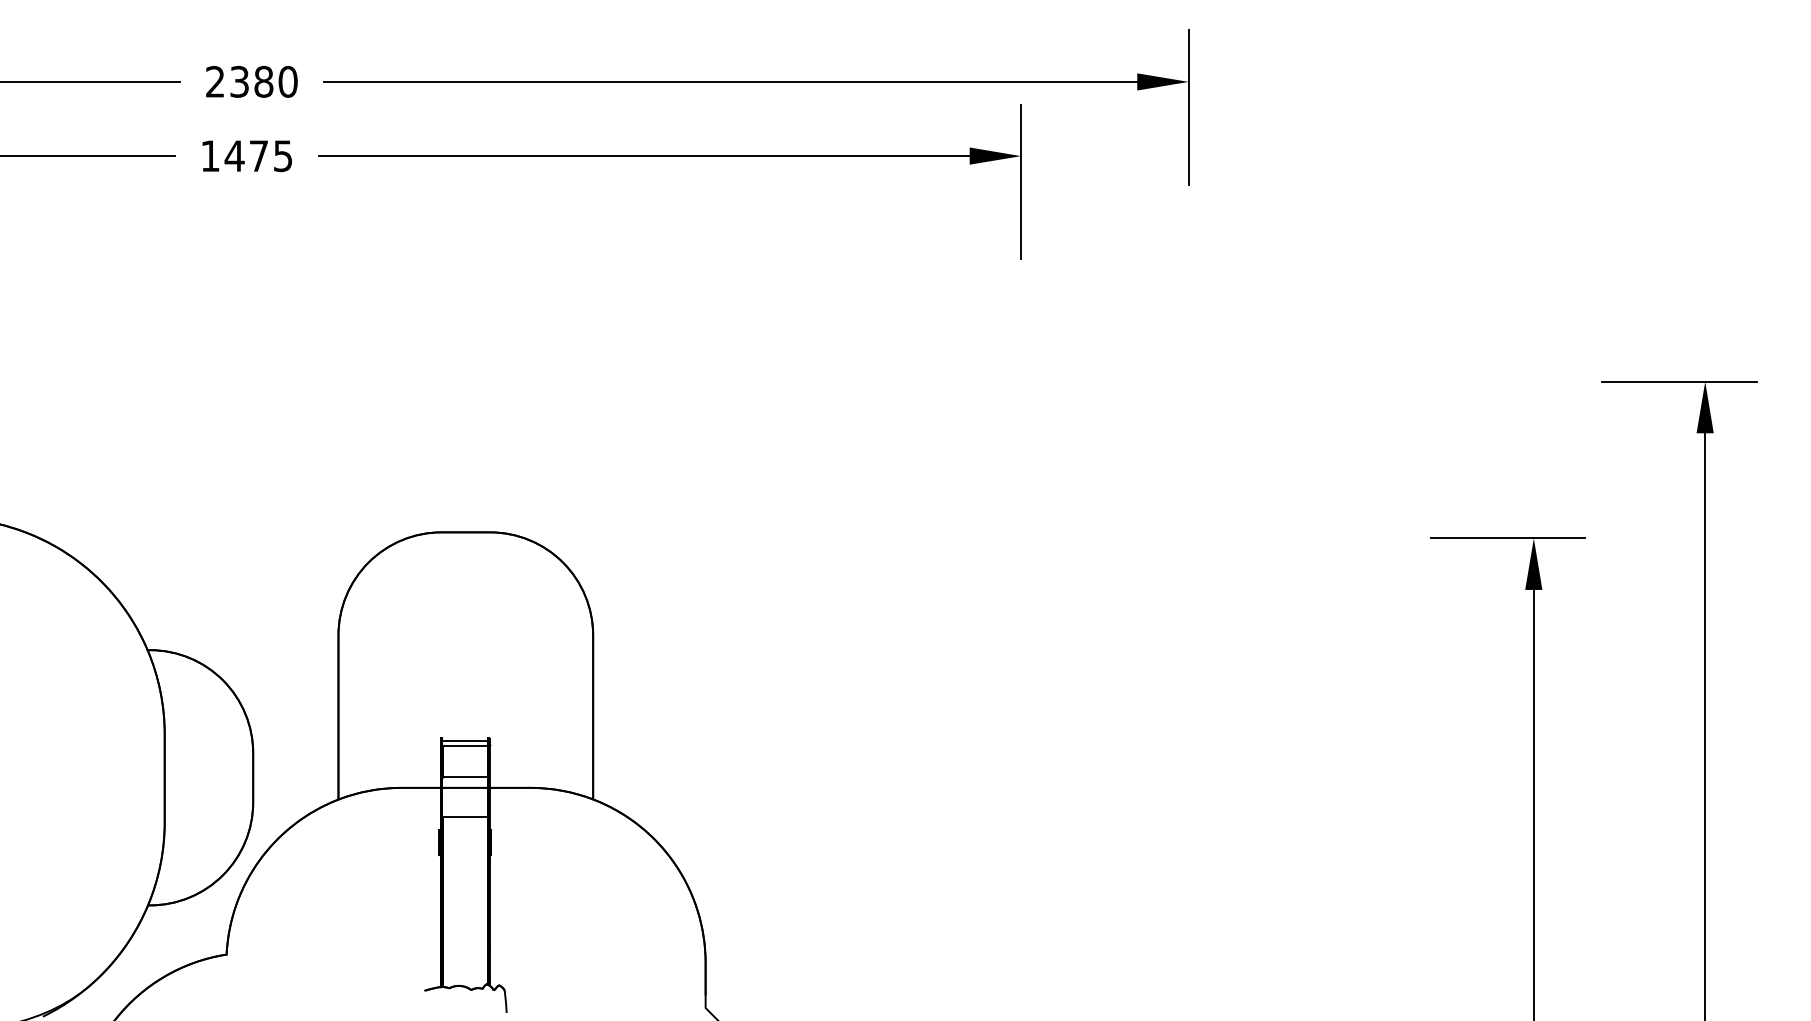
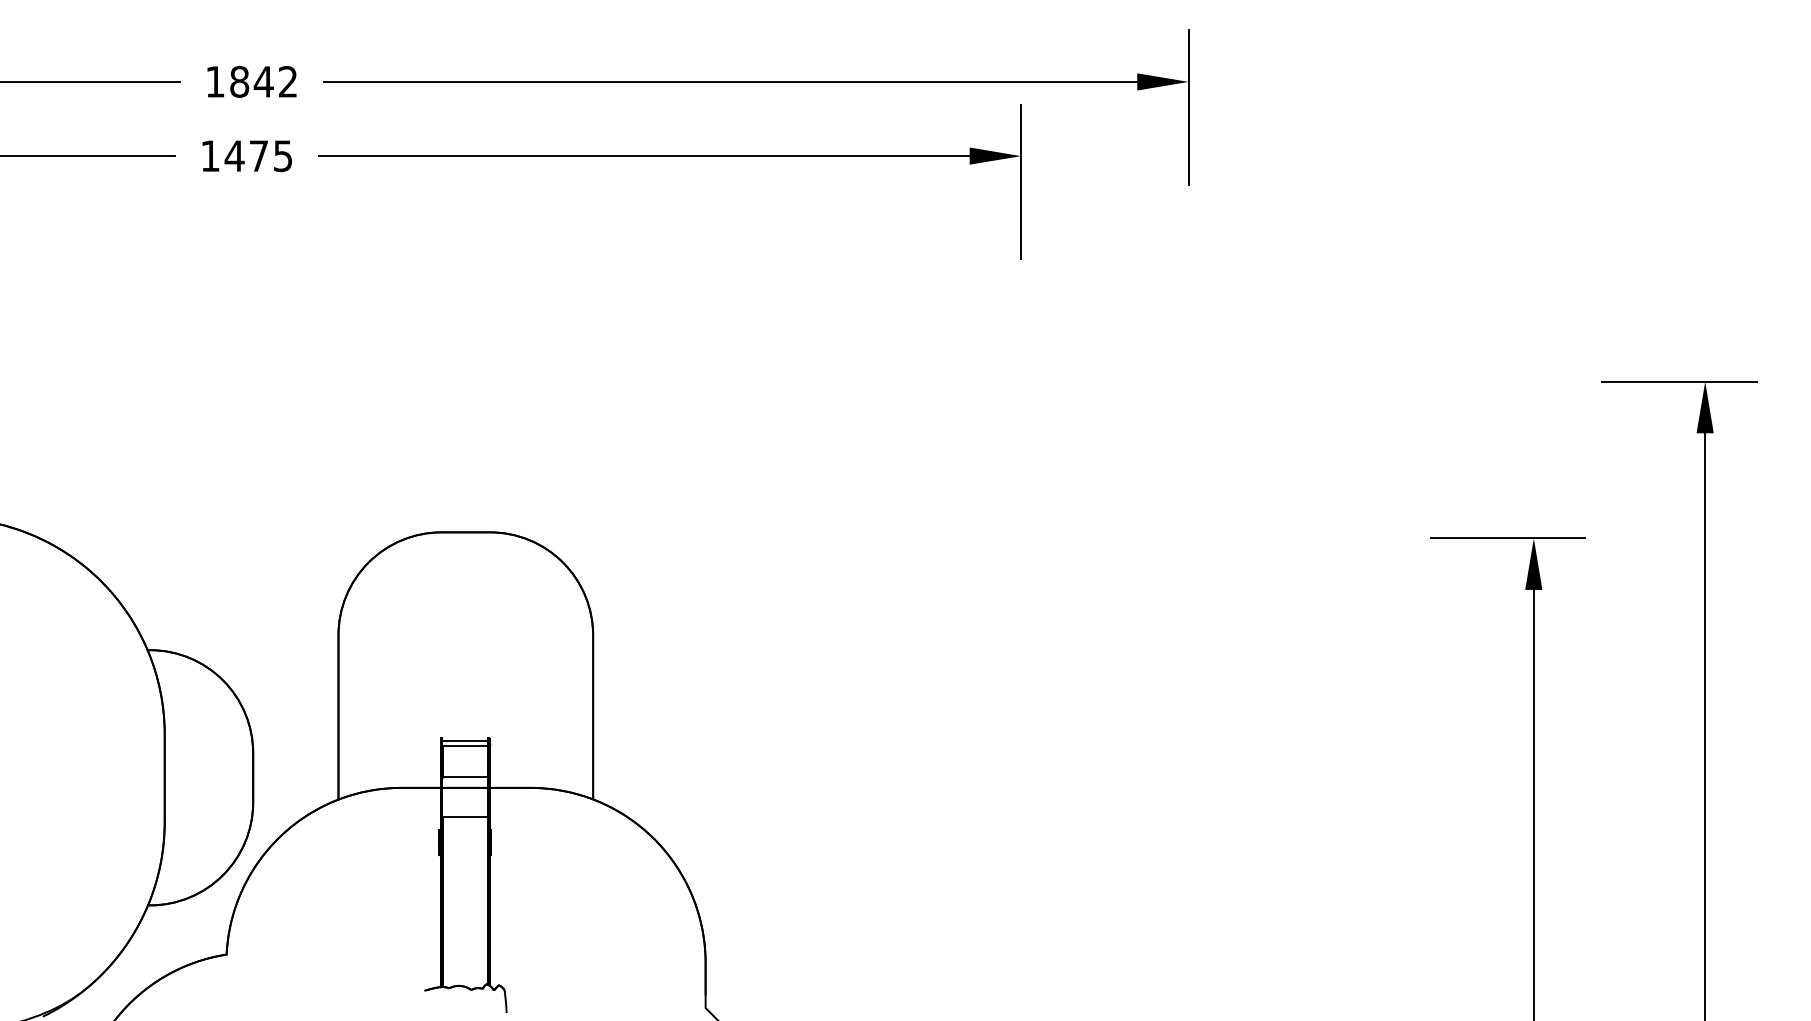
text: 2380 -> 1842 (251, 81)
